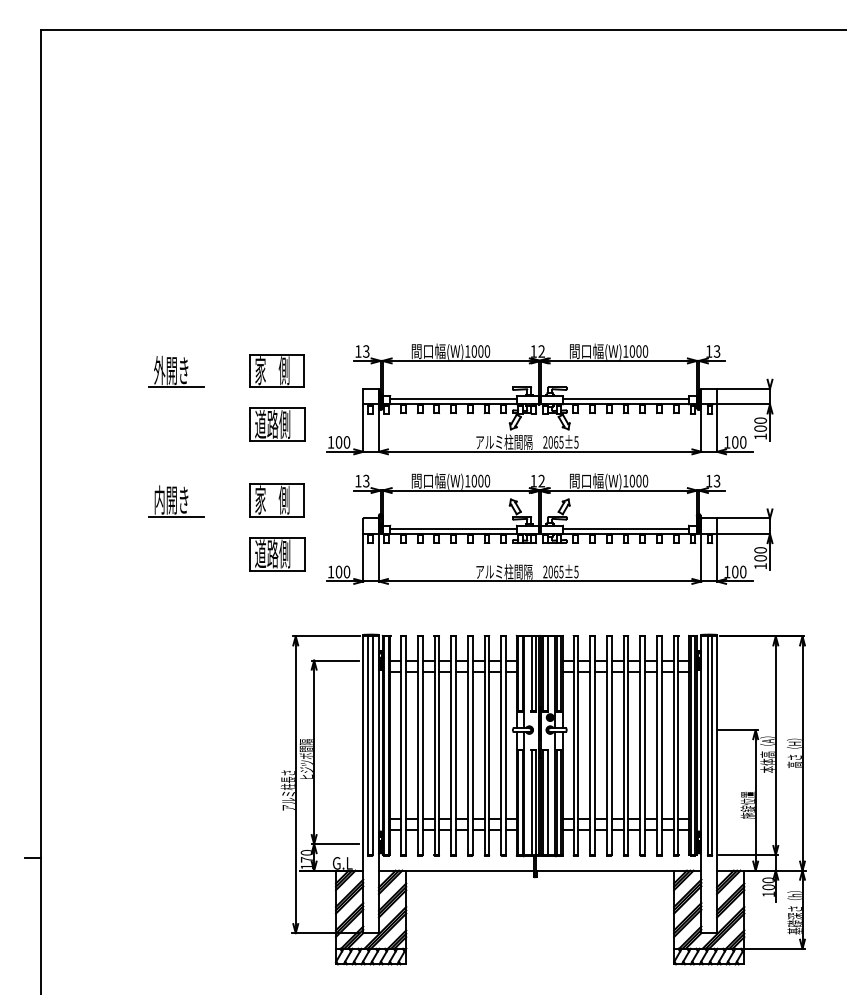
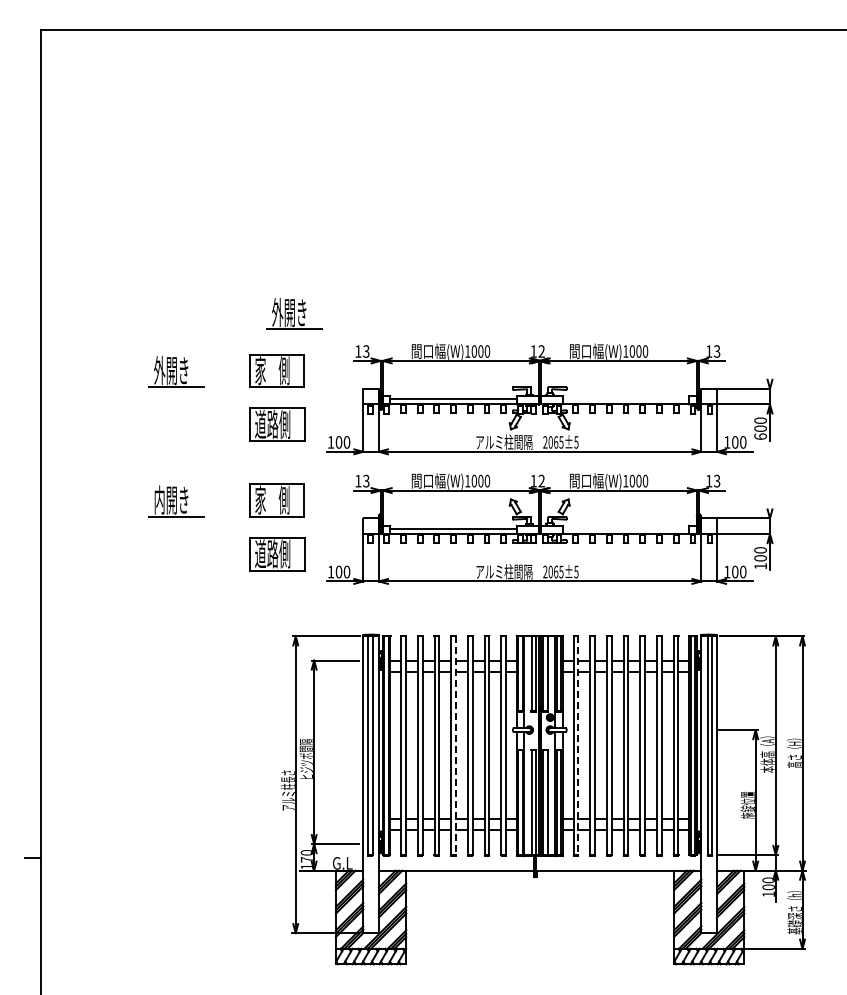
part: none -> present (294, 313)
line: present -> none (625, 399)
text: 100 -> 600 (760, 436)
line: present -> none (625, 529)
line: solid -> dashed (455, 746)
line: solid -> dashed (578, 746)
